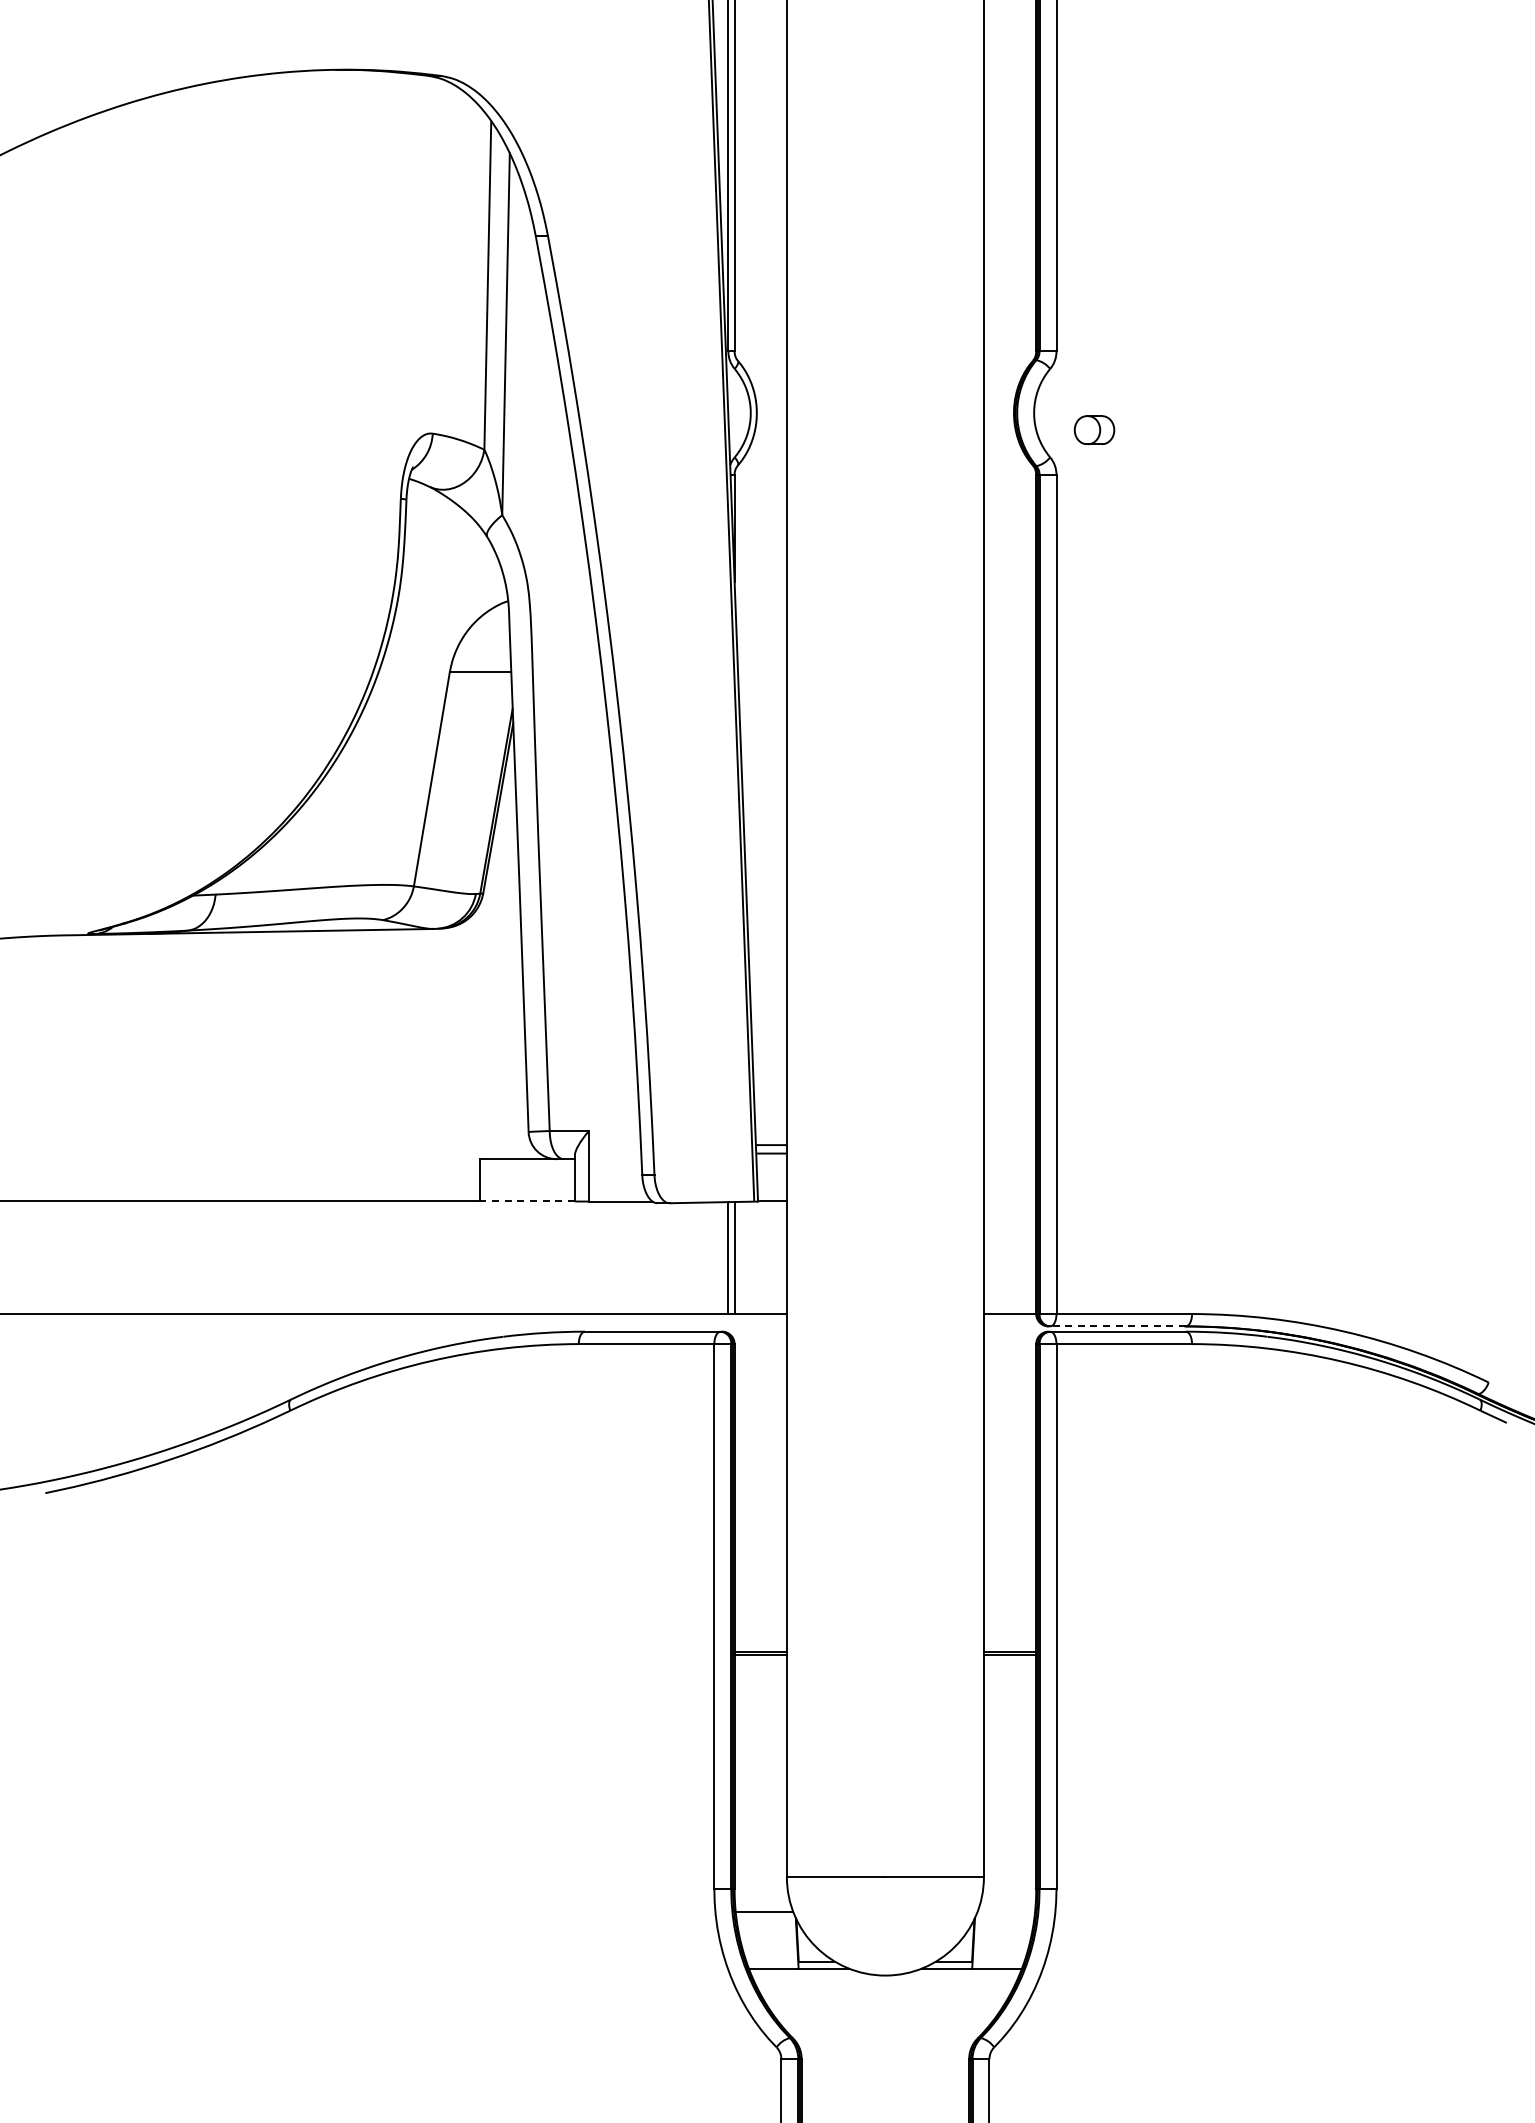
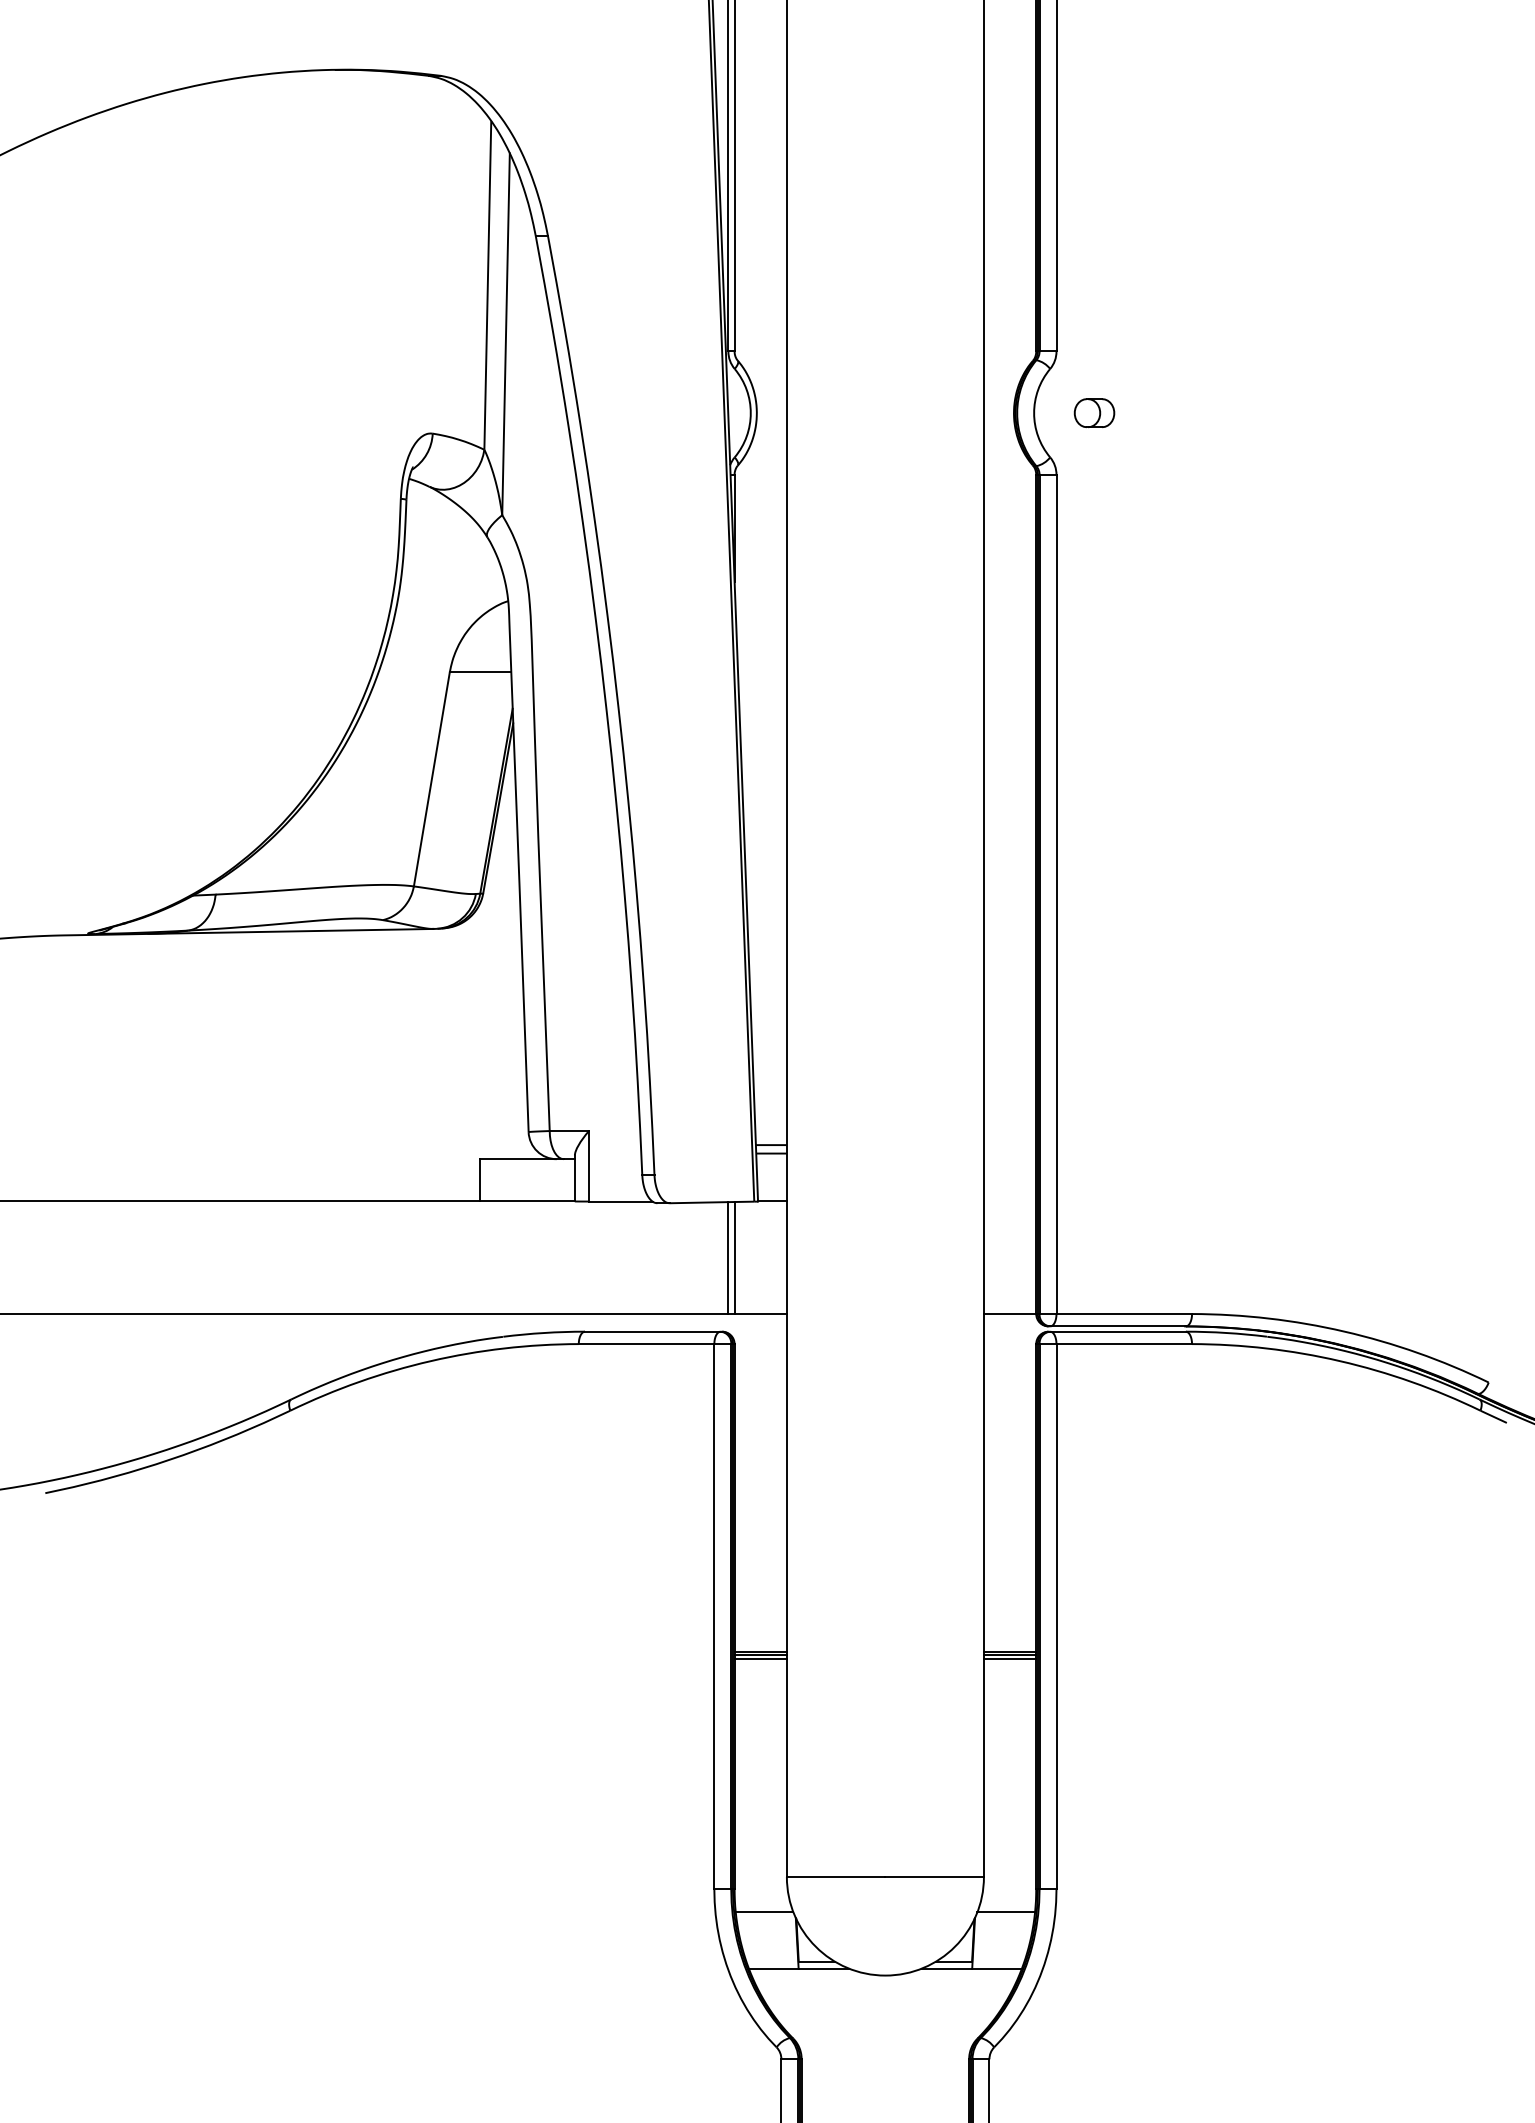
part position: (1094, 430) -> (1094, 413) (1094, 413)
line: dashed -> solid (527, 1201)
line: dashed -> solid (1118, 1326)
line: none -> present (760, 1658)
line: none -> present (1009, 1658)
line: none -> present (1006, 1912)
